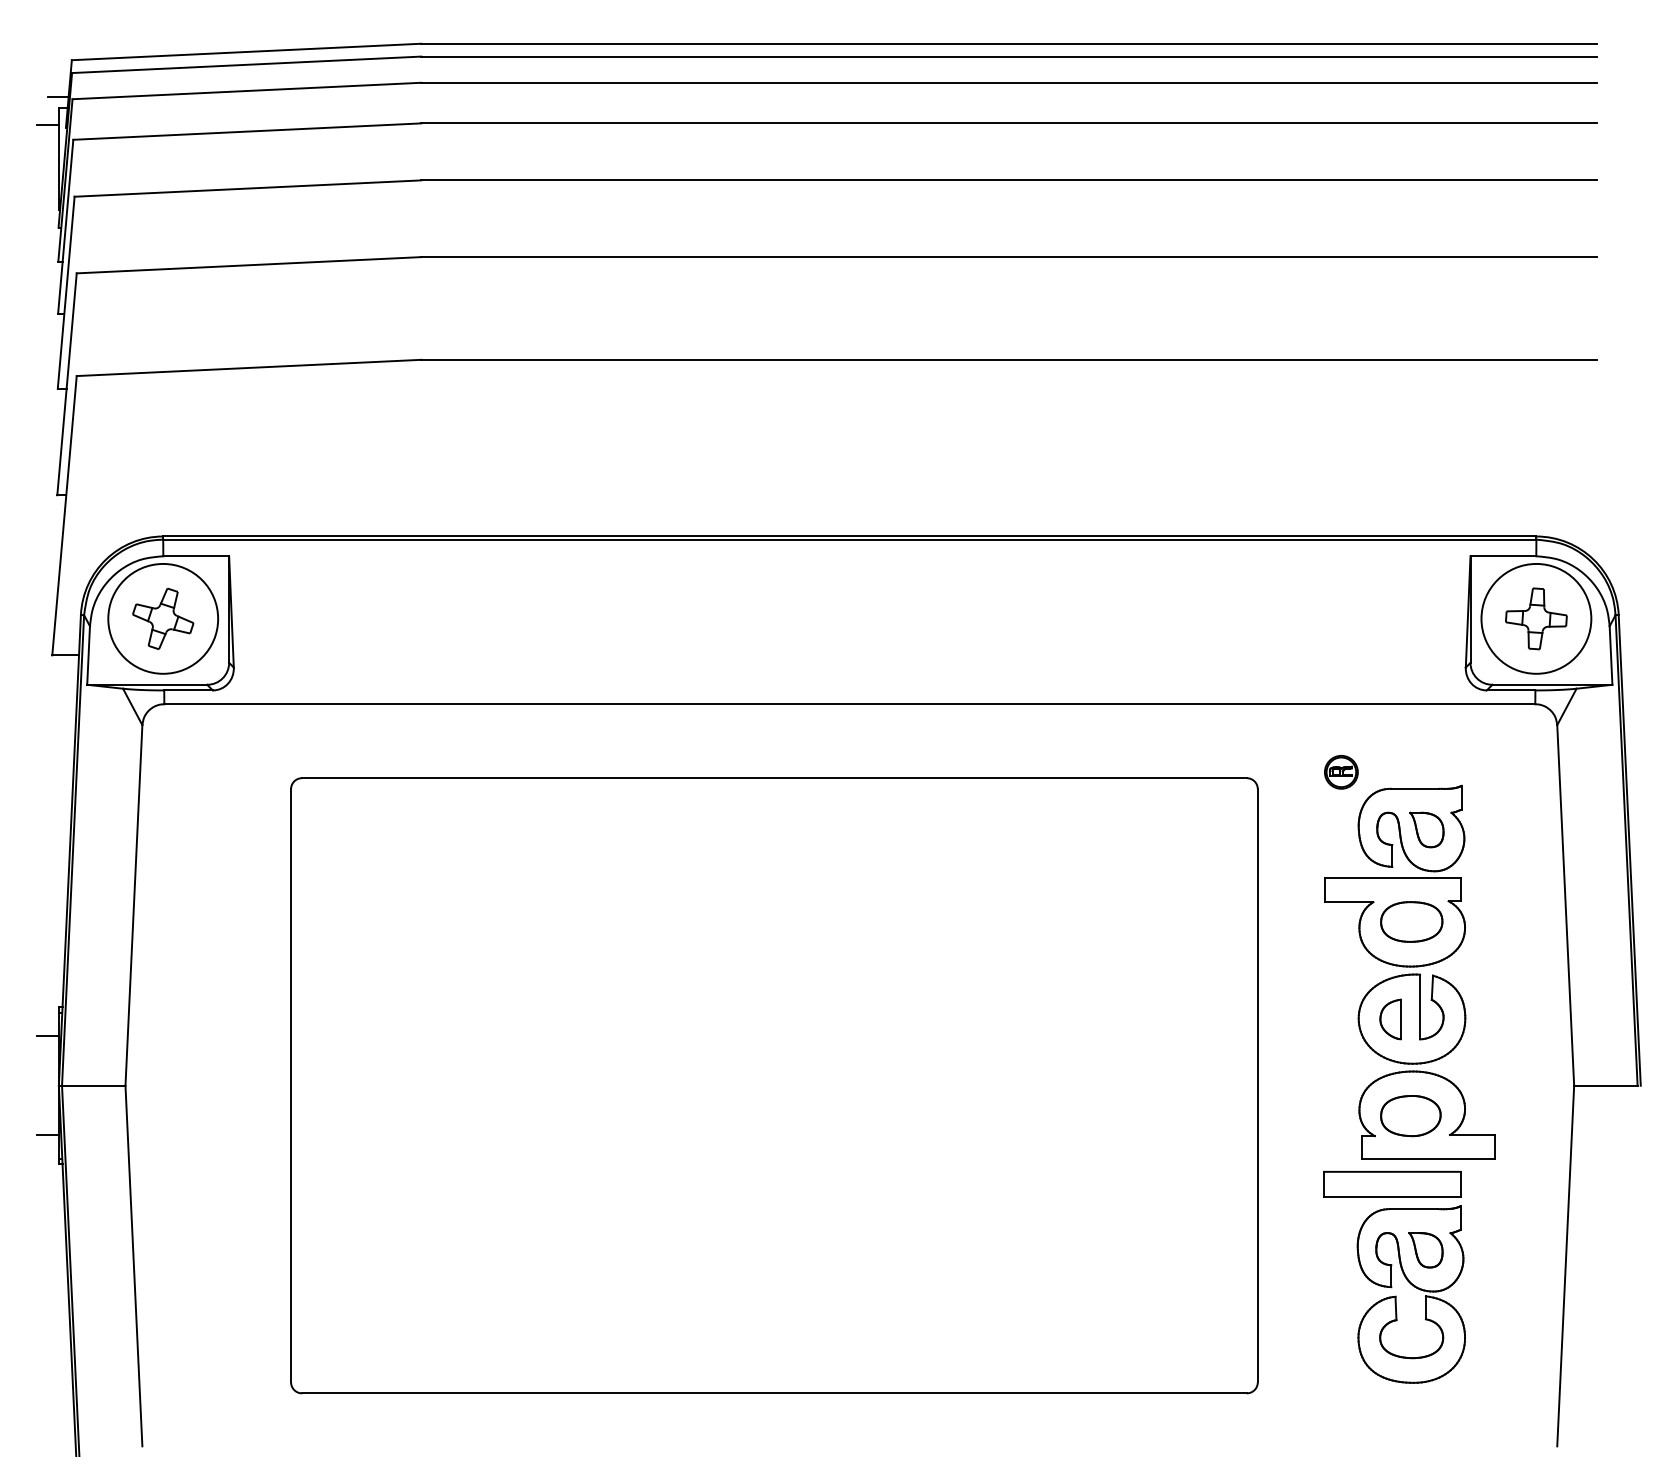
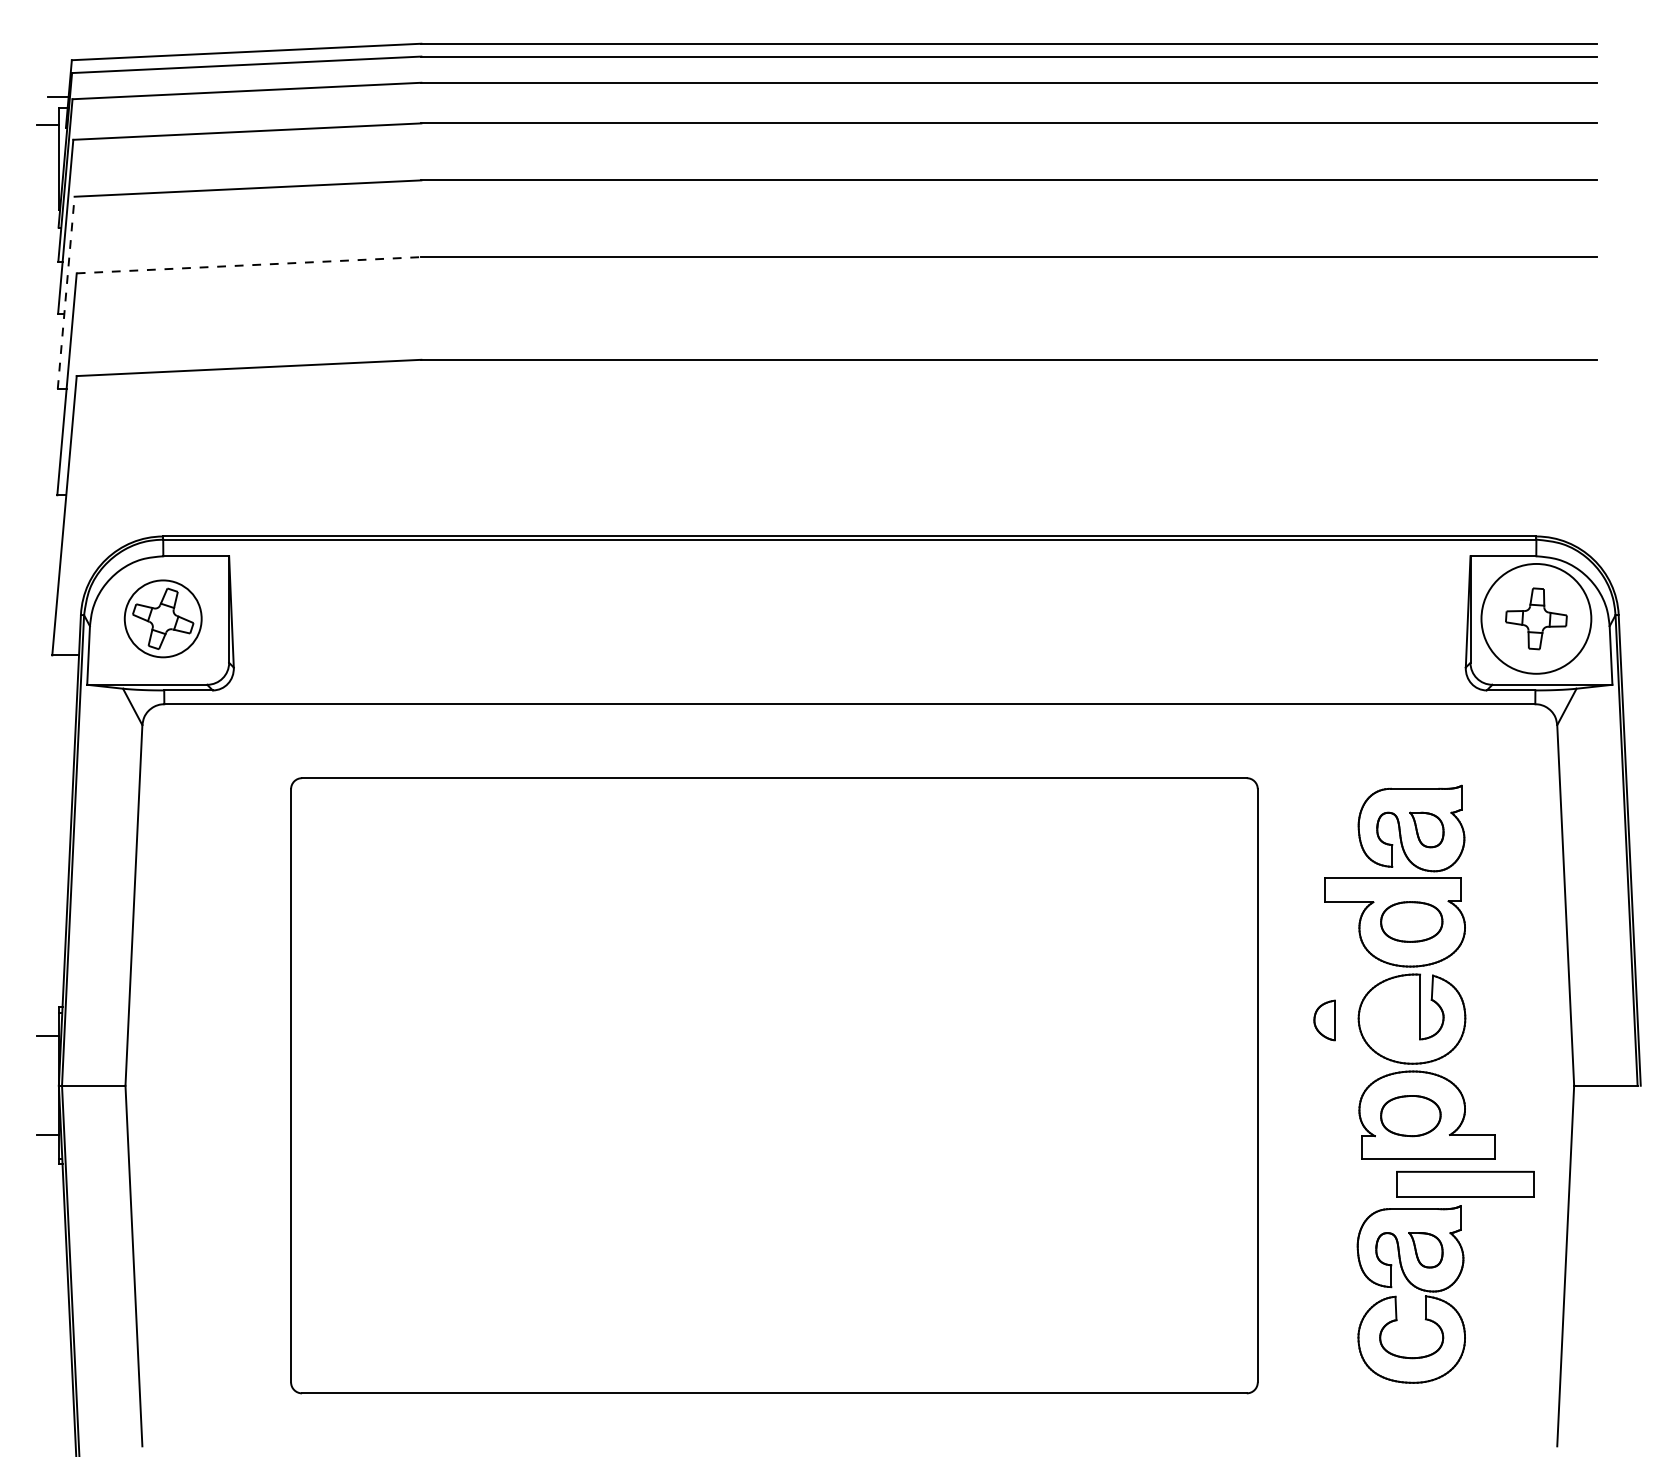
line: solid -> dashed (249, 265)
line: solid -> dashed (66, 292)
circle diameter: 110 px -> 77 px (162, 618)
part: present -> none (1341, 772)
part position: (1390, 1019) -> (1324, 1020) (1324, 1020)
part position: (1392, 1183) -> (1465, 1183) (1465, 1183)
